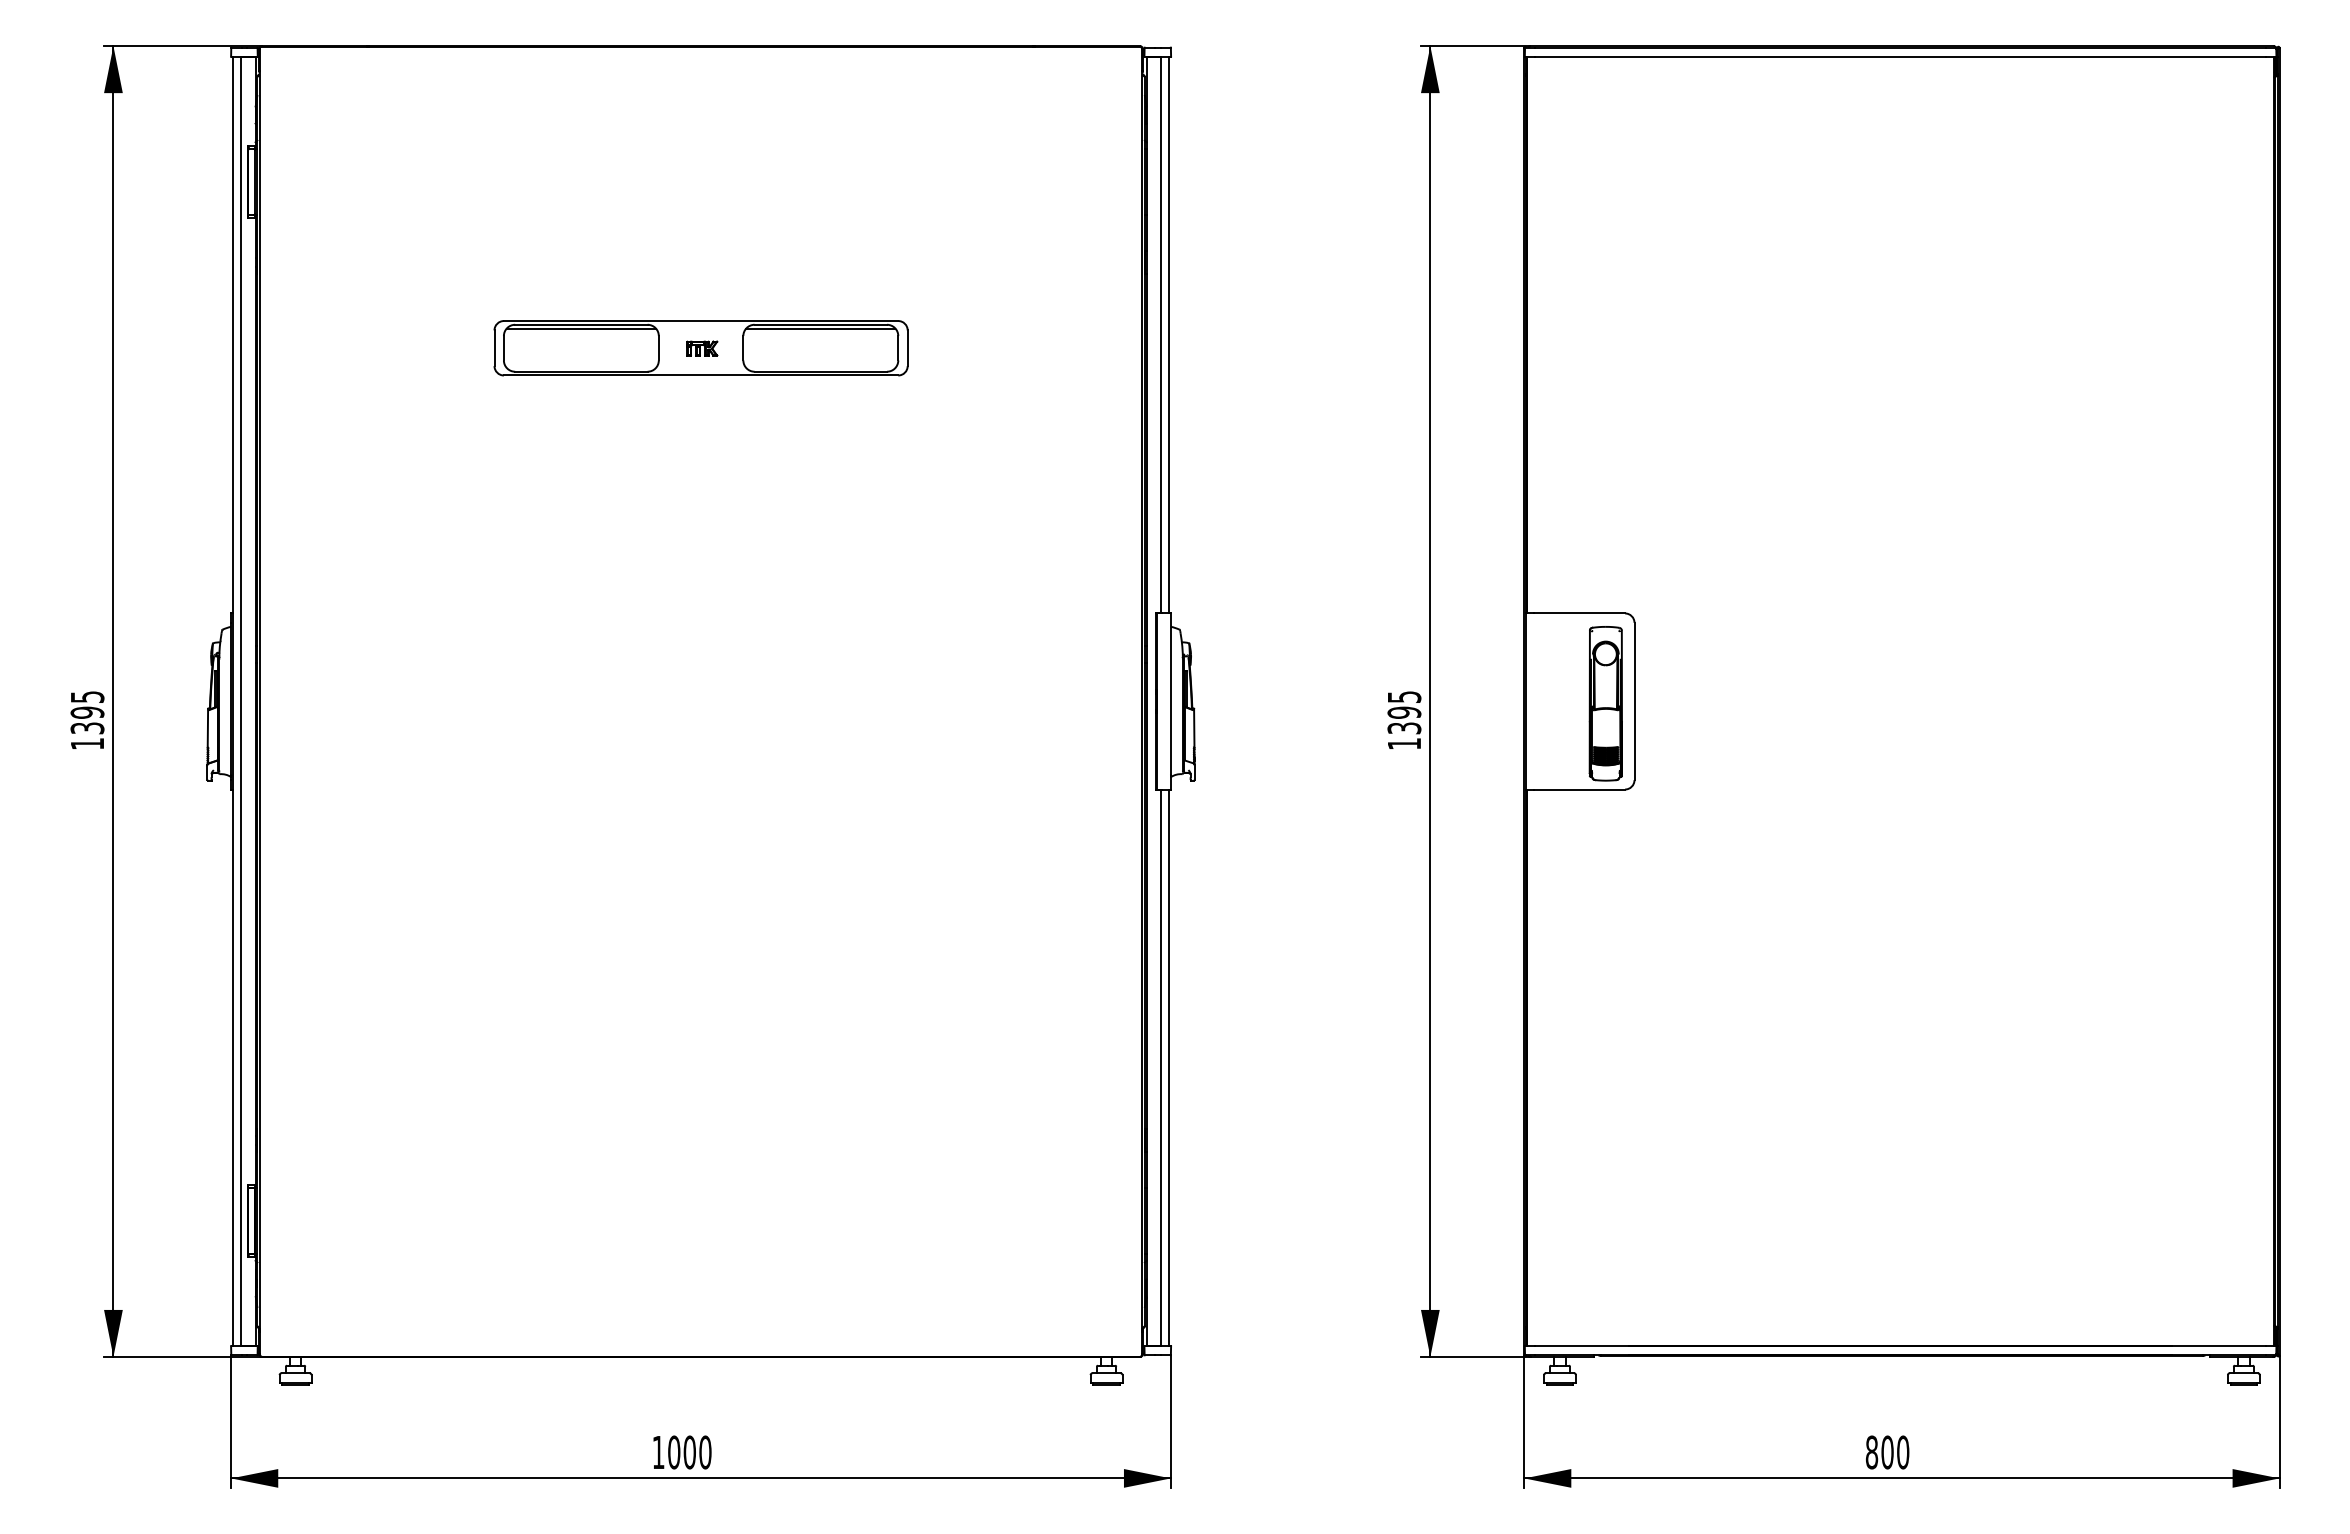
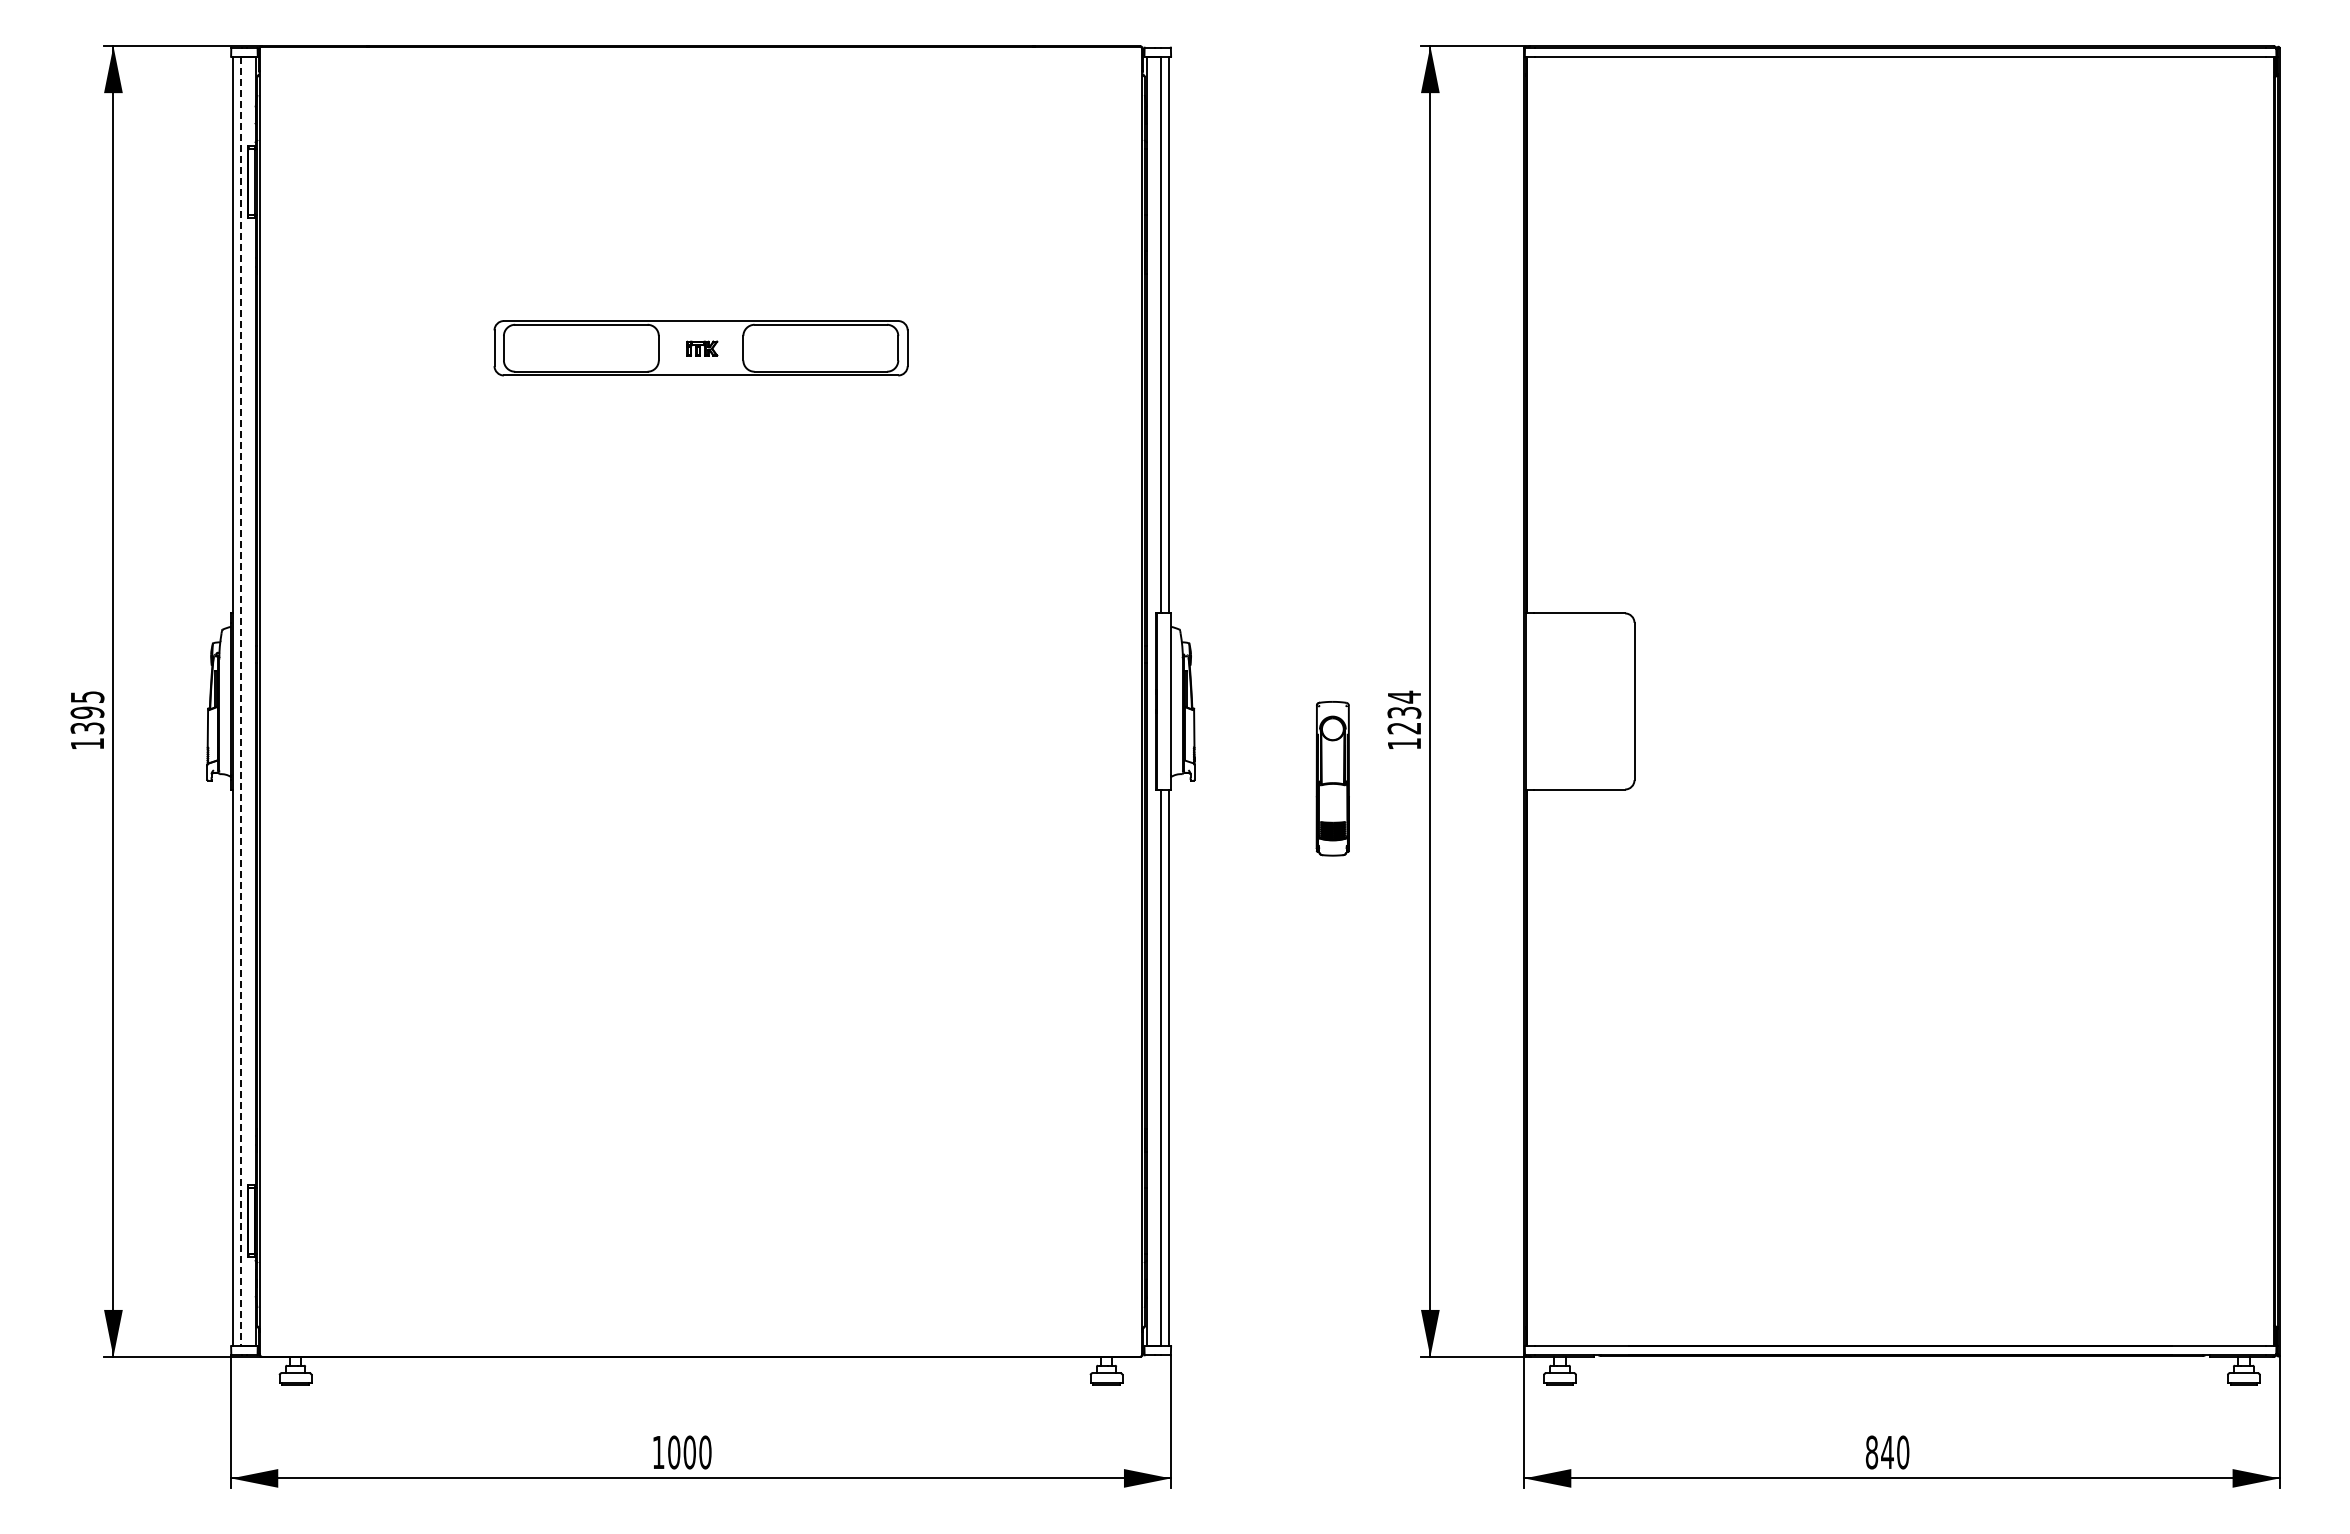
line: present -> none (581, 328)
line: present -> none (820, 328)
line: solid -> dashed (241, 701)
part position: (1605, 703) -> (1332, 778) (1332, 778)
text: 1395 -> 1234 (1404, 712)
text: 800 -> 840 (1887, 1452)
